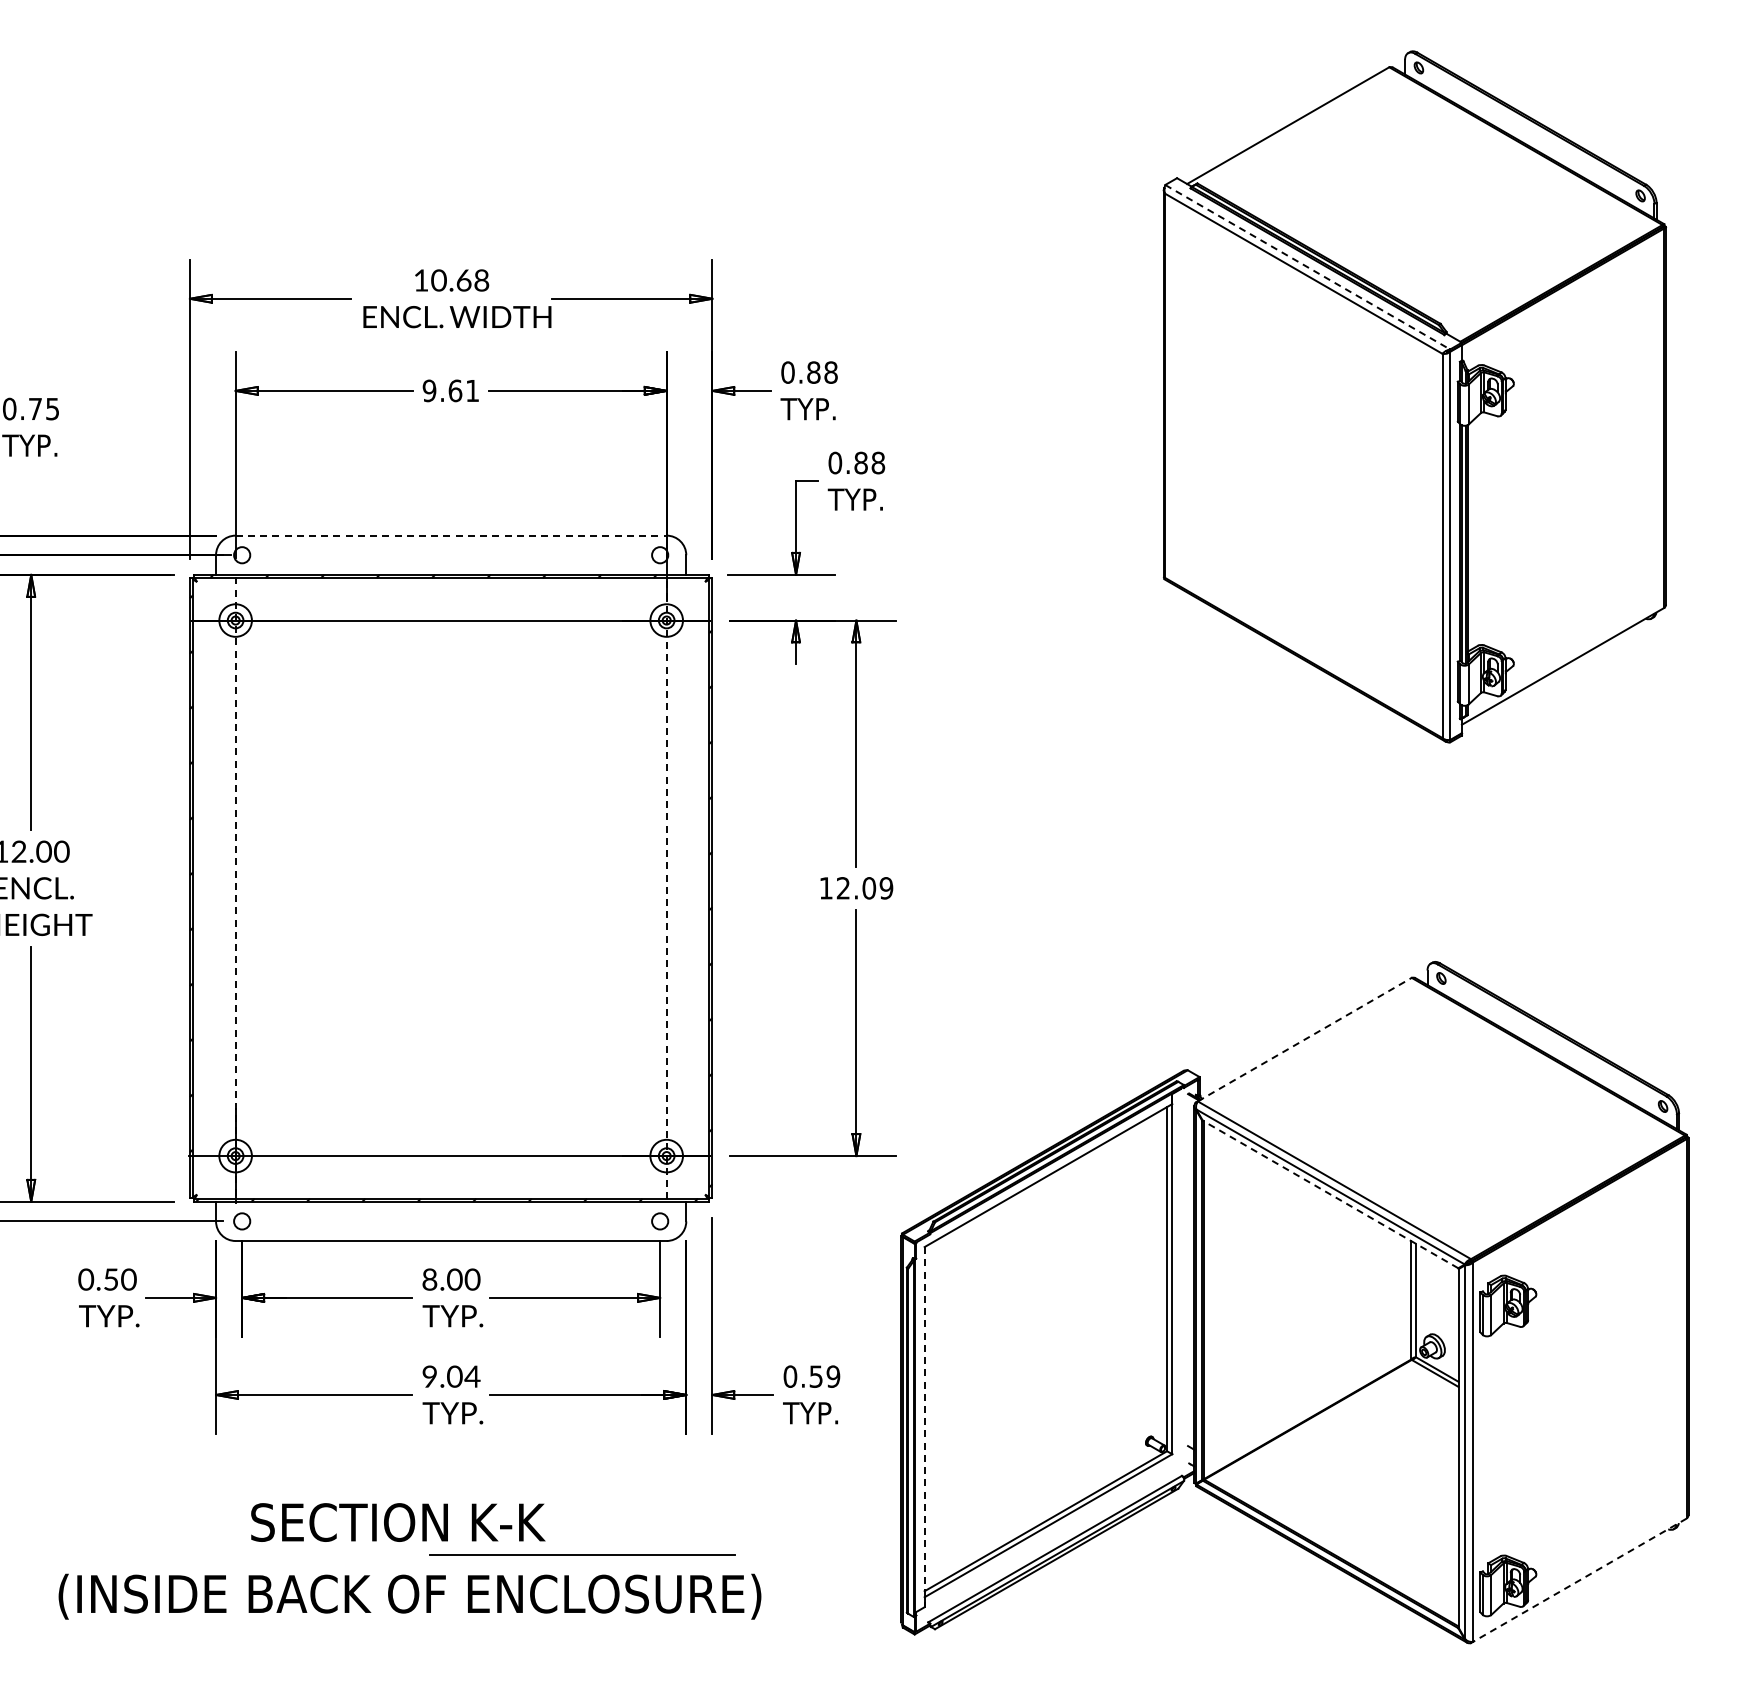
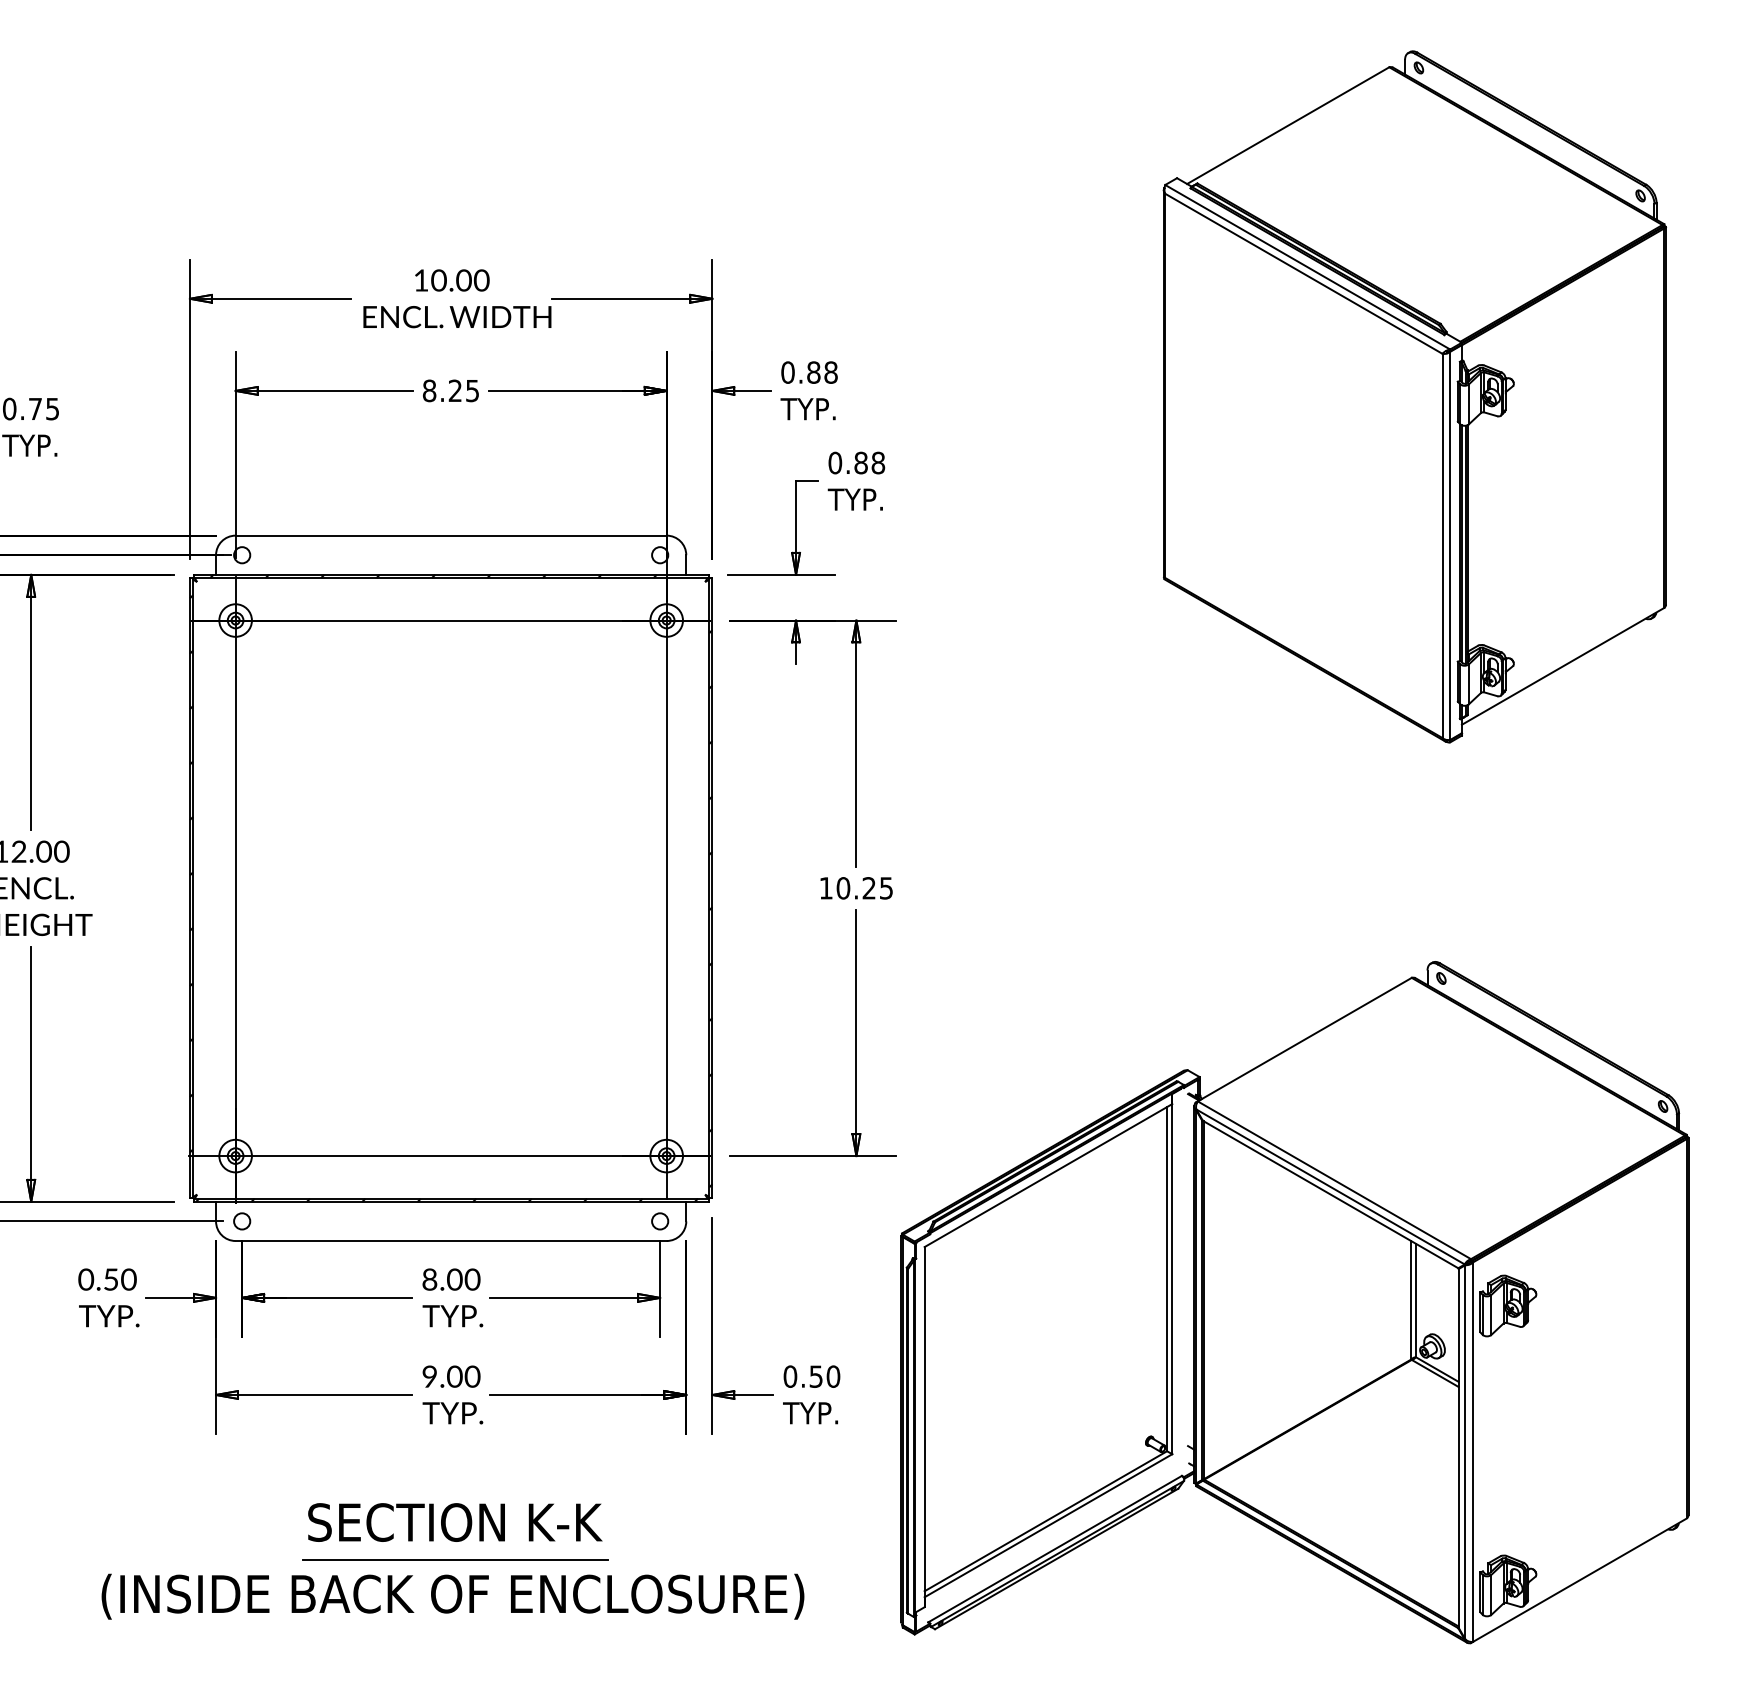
line: dashed -> solid (1308, 267)
text: 10.68 -> 10.00 (472, 280)
text: 9.61 -> 8.25 (450, 390)
line: dashed -> solid (451, 535)
line: dashed -> solid (666, 887)
text: 12.09 -> 10.25 (864, 888)
line: dashed -> solid (235, 890)
line: dashed -> solid (1304, 1039)
line: dashed -> solid (1330, 1194)
text: 9.04 -> 9.00 (472, 1376)
text: 0.59 -> 0.50 (833, 1376)
line: dashed -> solid (924, 1427)
text position: (398, 1522) -> (455, 1522) (455, 1522)
line position: (582, 1554) -> (455, 1559) (455, 1559)
line: dashed -> solid (1579, 1580)
text position: (409, 1596) -> (452, 1596) (452, 1596)
